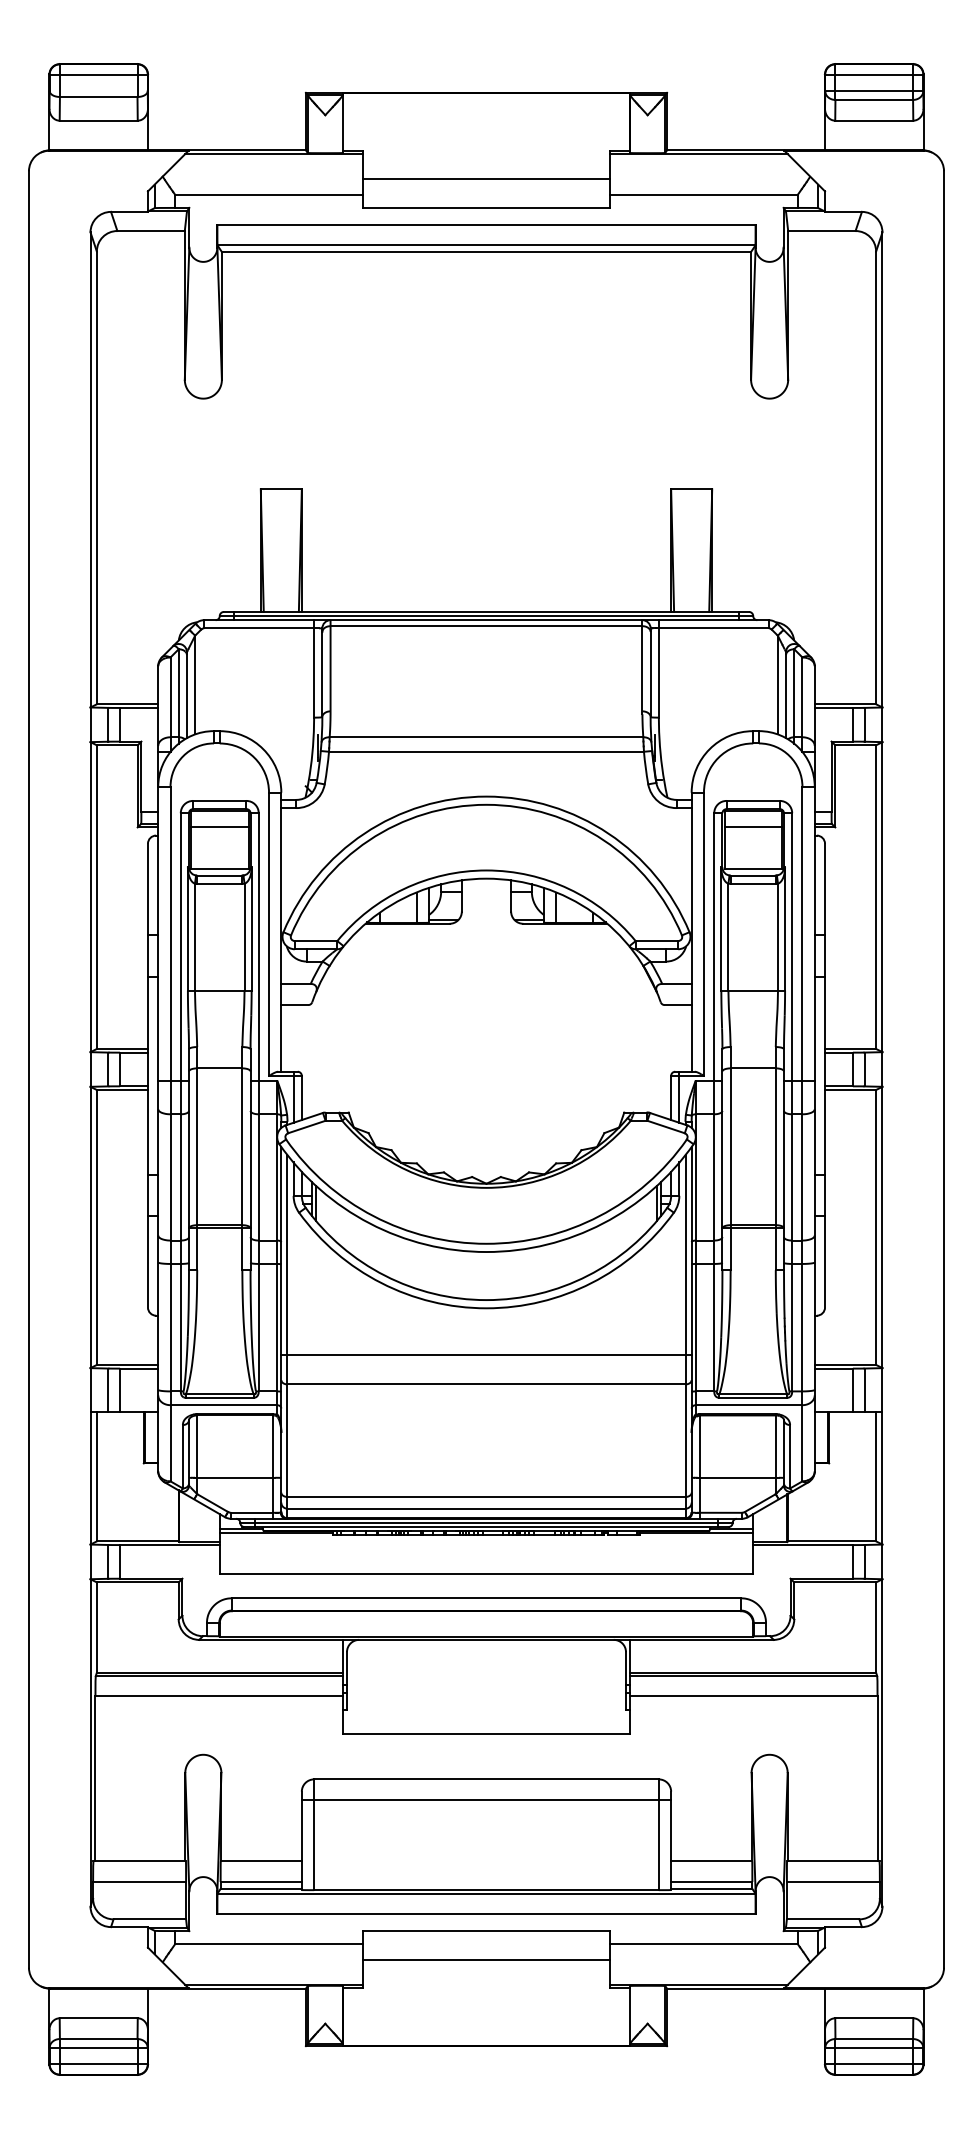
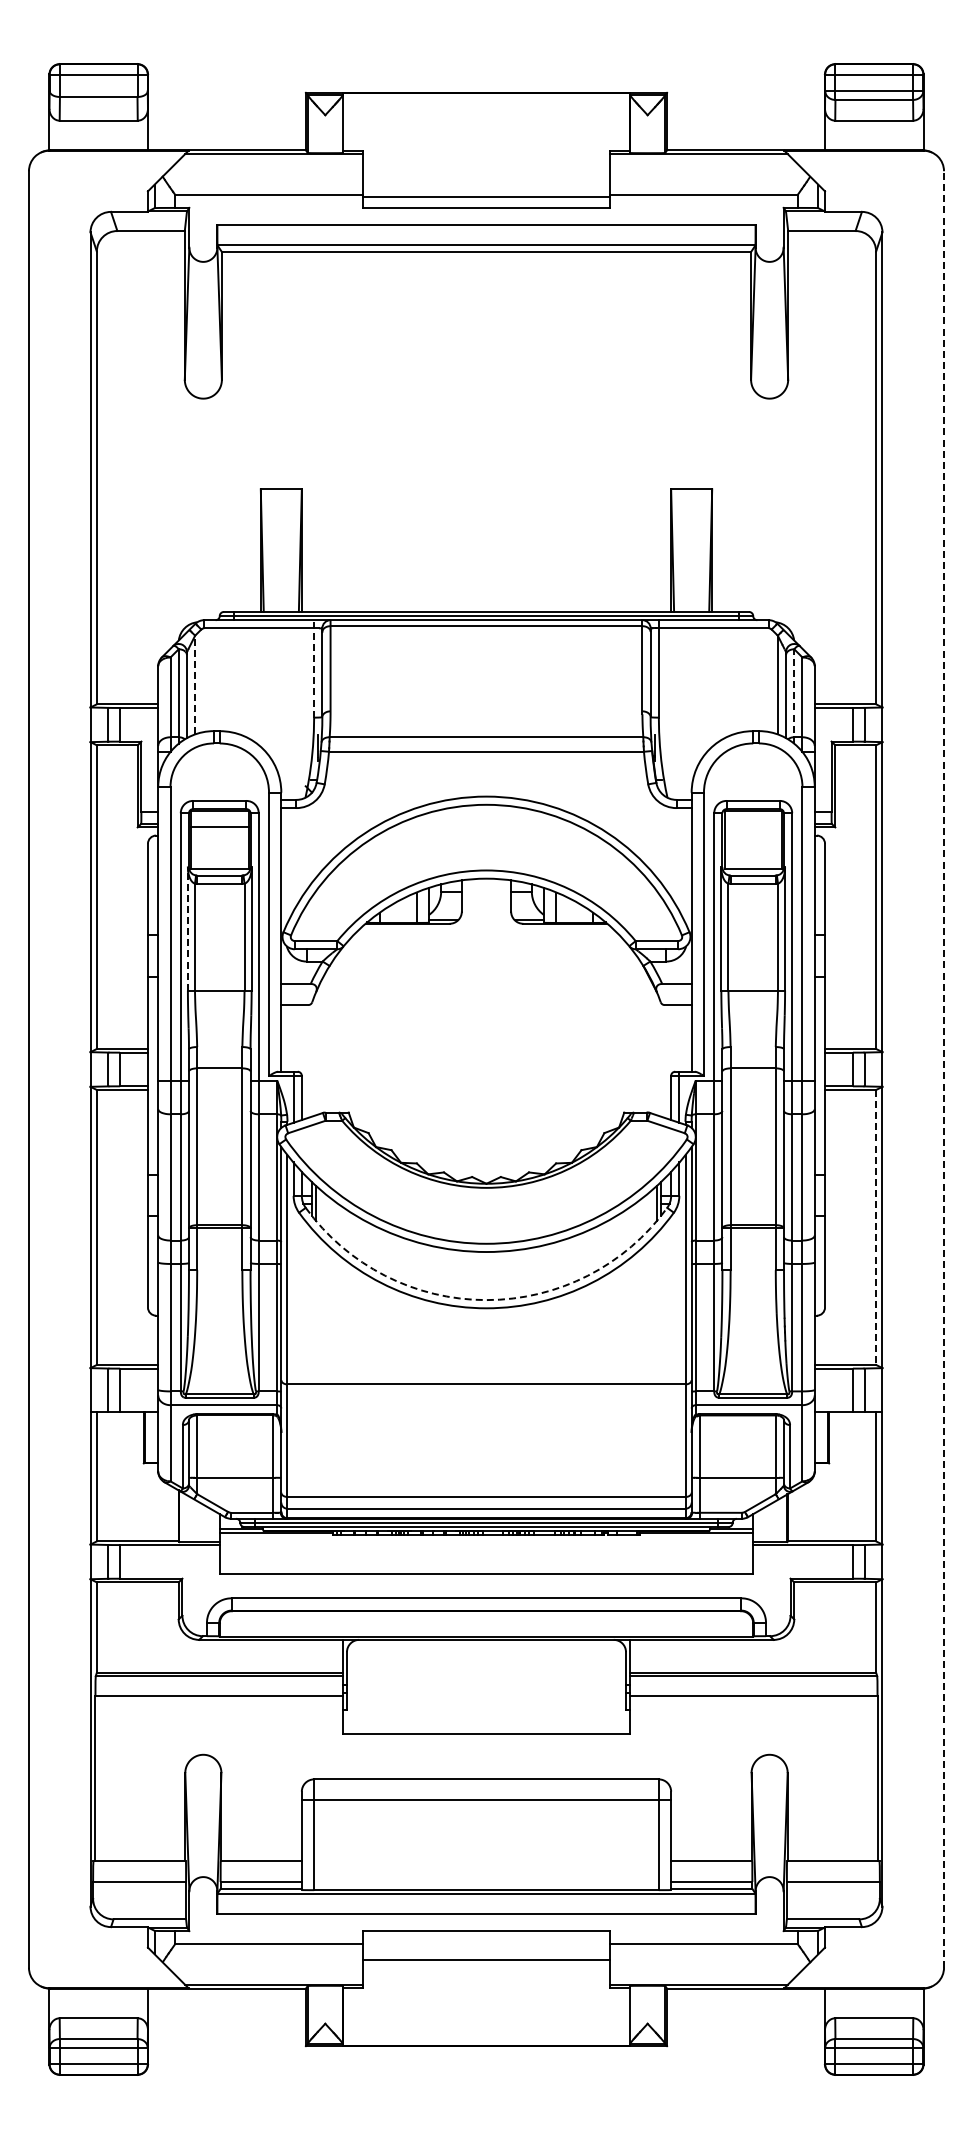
line position: (486, 179) -> (486, 197) (486, 197)
line: solid -> dashed (314, 668)
line: solid -> dashed (195, 684)
line: solid -> dashed (794, 696)
line: present -> none (752, 826)
line: solid -> dashed (187, 929)
line: solid -> dashed (944, 1069)
line: solid -> dashed (876, 1227)
arc: solid -> dashed (486, 1300)
line: present -> none (486, 1355)
